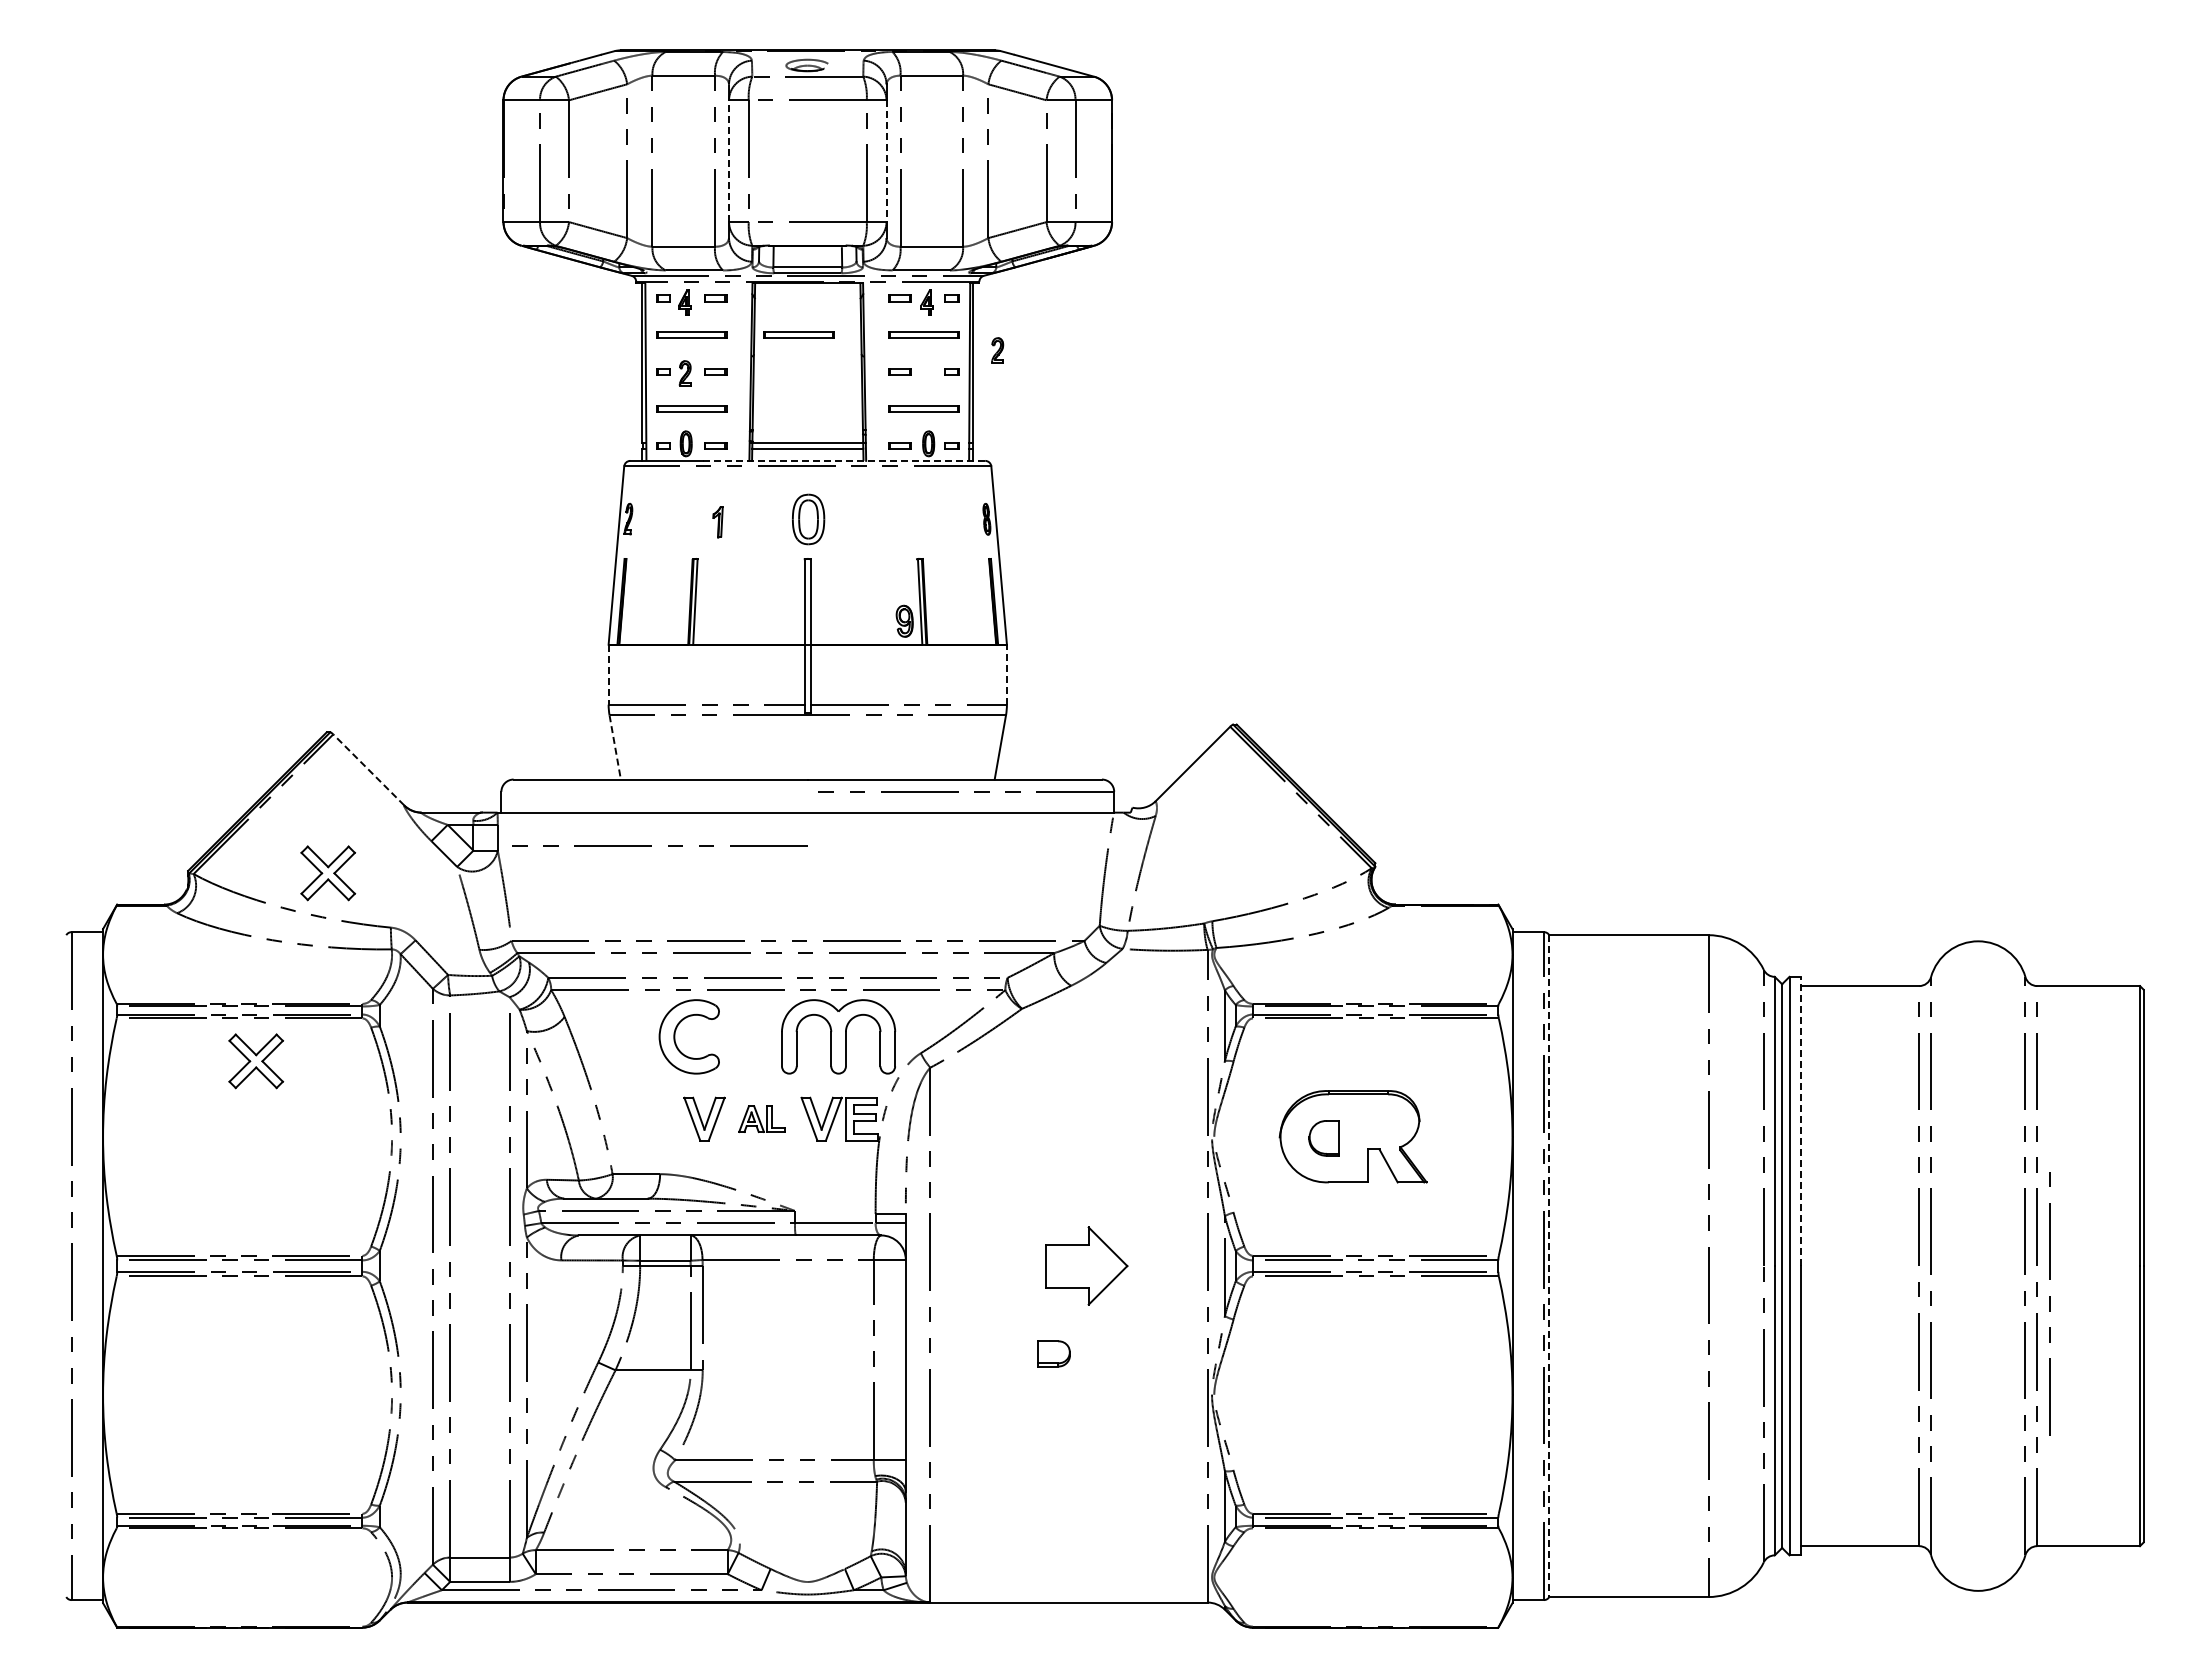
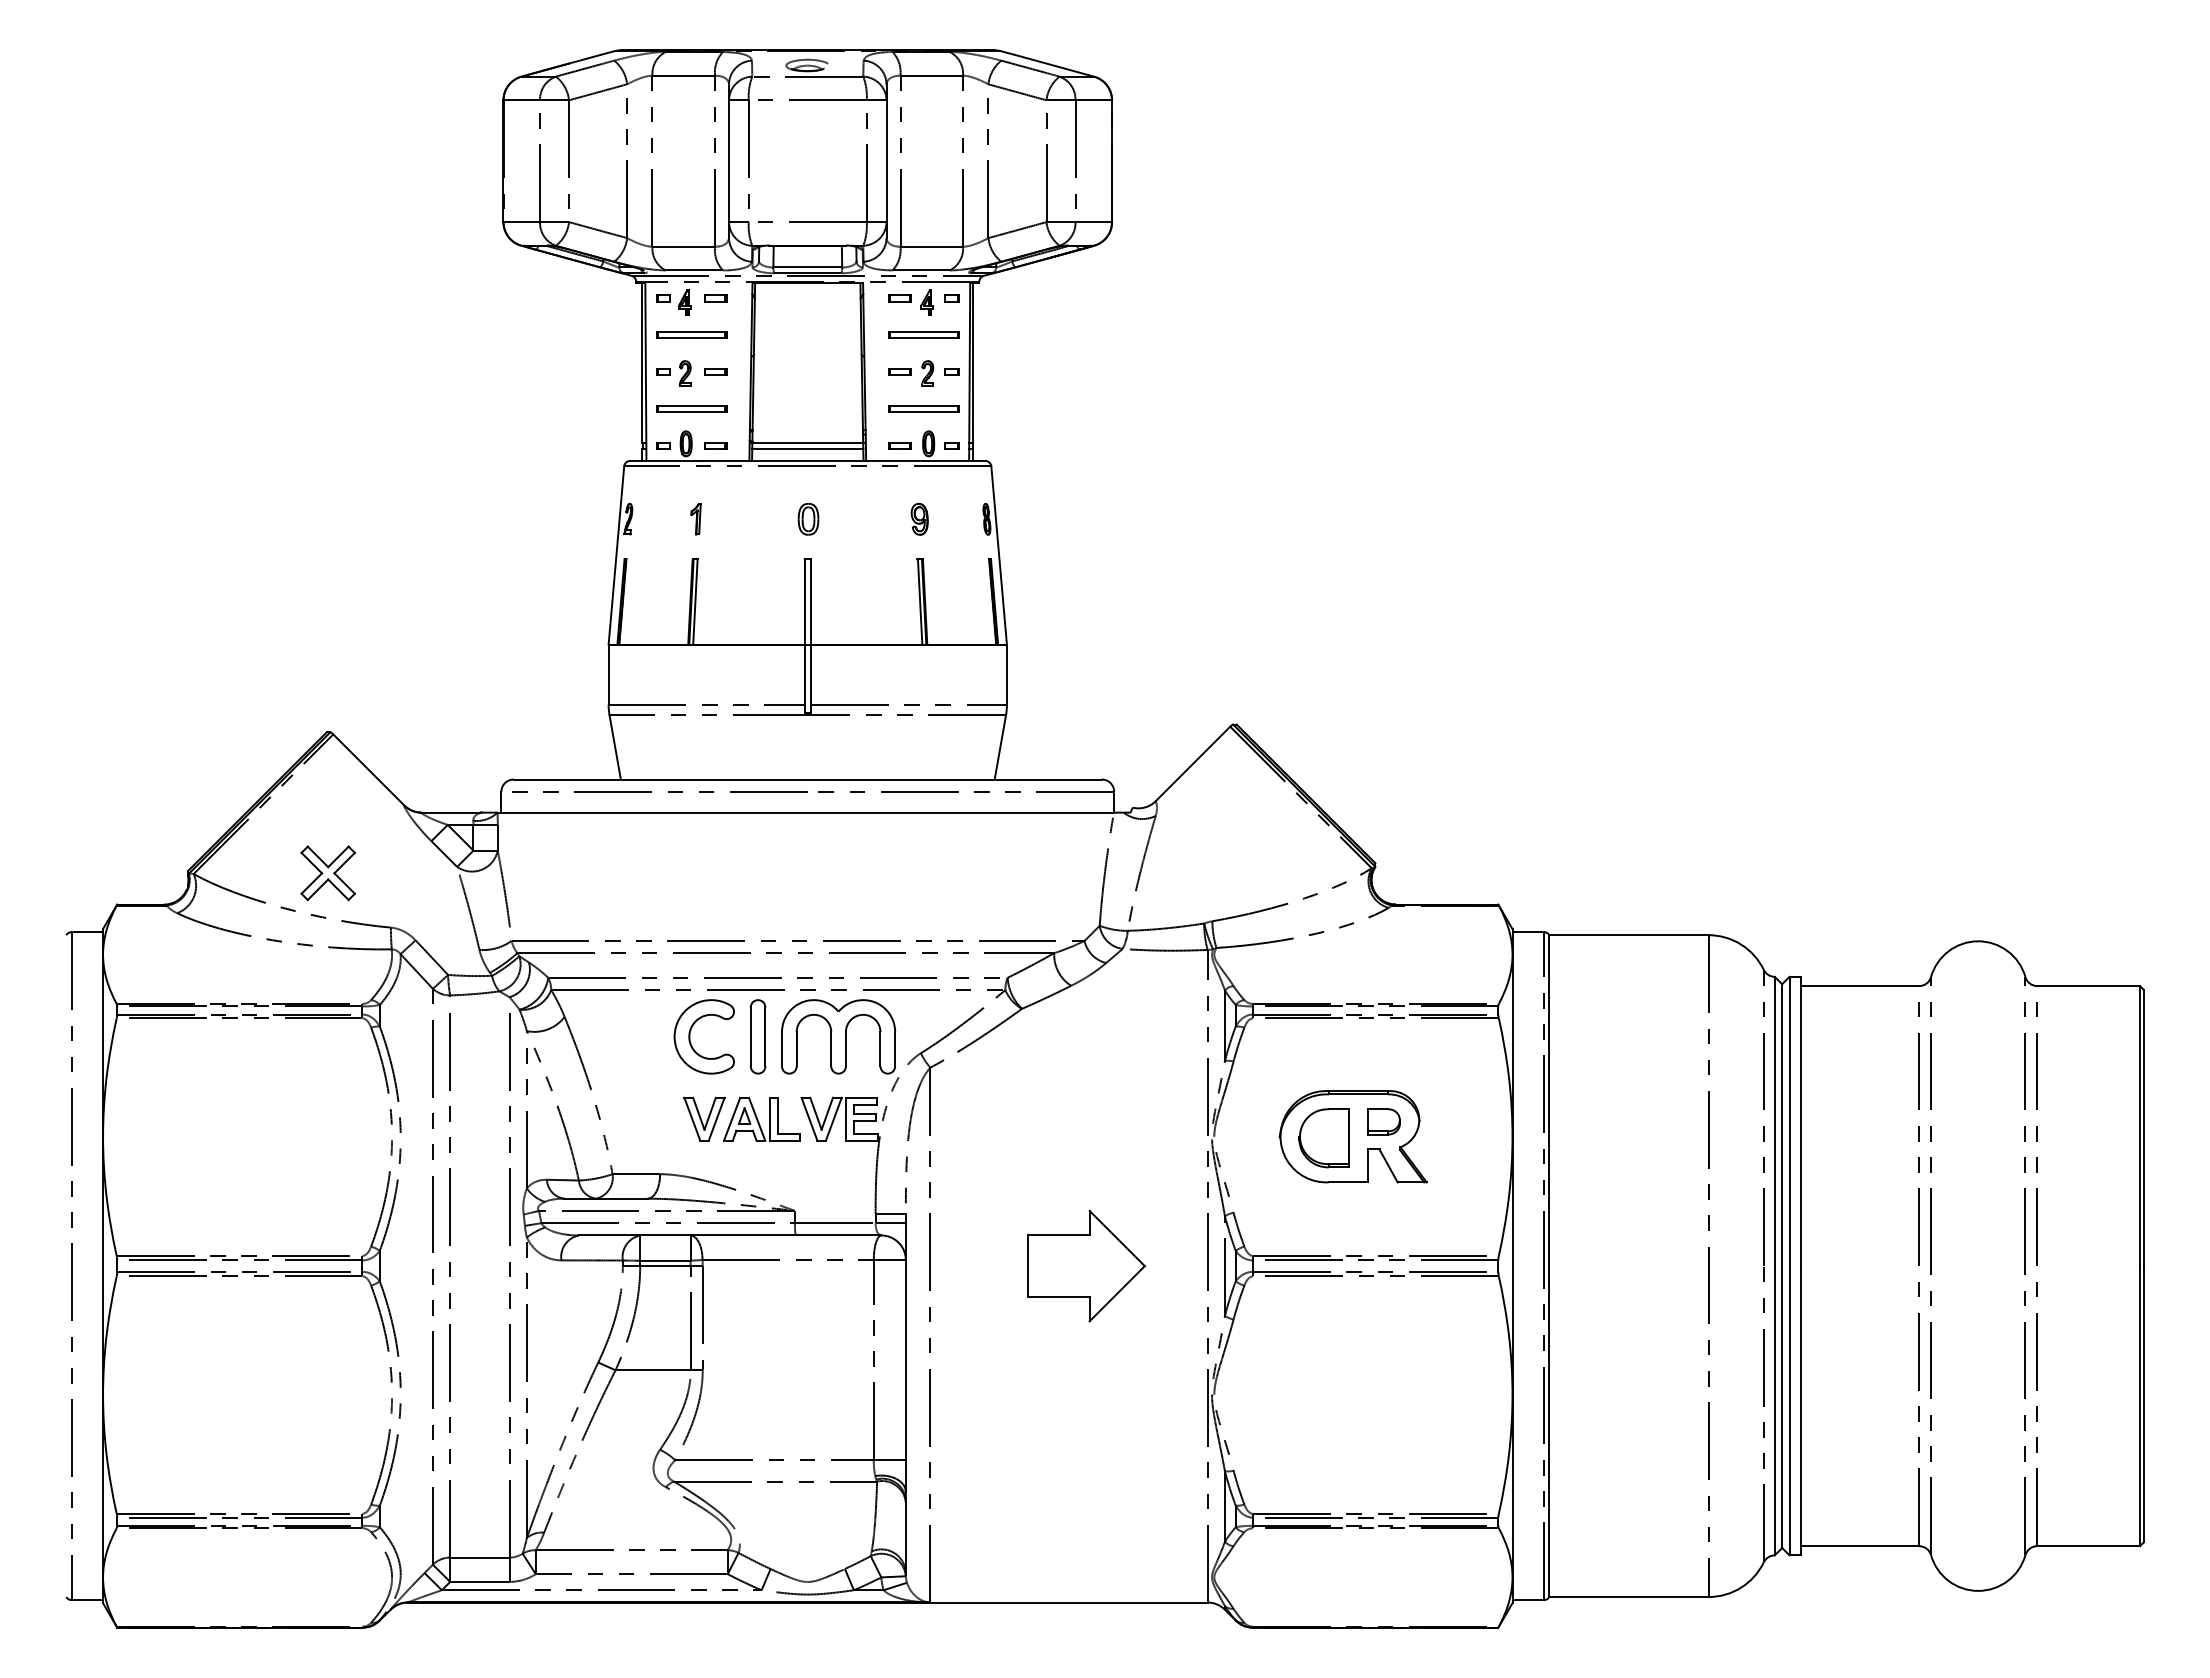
line: dashed -> solid (729, 161)
line: dashed -> solid (886, 161)
part: present -> none (798, 334)
part position: (997, 350) -> (927, 373) (927, 373)
line: dashed -> solid (844, 460)
part size: 34x53 px -> 23x34 px (808, 518)
part position: (717, 522) -> (695, 519) (695, 519)
part position: (904, 620) -> (919, 518) (919, 518)
line: dashed -> solid (608, 674)
line: dashed -> solid (1006, 674)
line: dashed -> solid (615, 747)
line: dashed -> solid (368, 769)
line position: (651, 845) -> (651, 791) (651, 791)
part position: (675, 1036) -> (690, 1036) (690, 1036)
part: none -> present (757, 1036)
part: present -> none (256, 1061)
part size: 48x28 px -> 78x46 px (761, 1118)
line: dashed -> solid (1800, 1121)
part size: 32x37 px -> 52x61 px (1323, 1138)
part size: 84x80 px -> 119x114 px (1086, 1265)
line: dashed -> solid (1549, 1266)
line: present -> none (2049, 1303)
part position: (1053, 1353) -> (1383, 1121) (1383, 1121)
